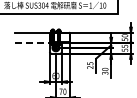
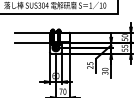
line: dashed -> solid (33, 42)
